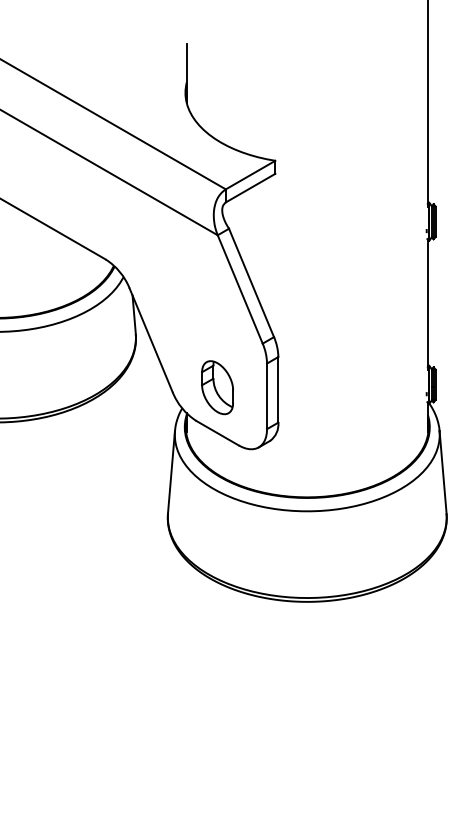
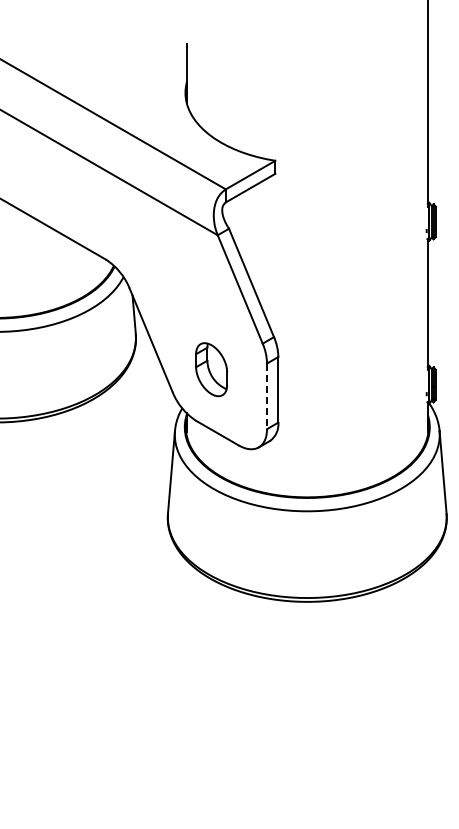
part position: (217, 387) -> (211, 369) (211, 369)
line: solid -> dashed (267, 396)
